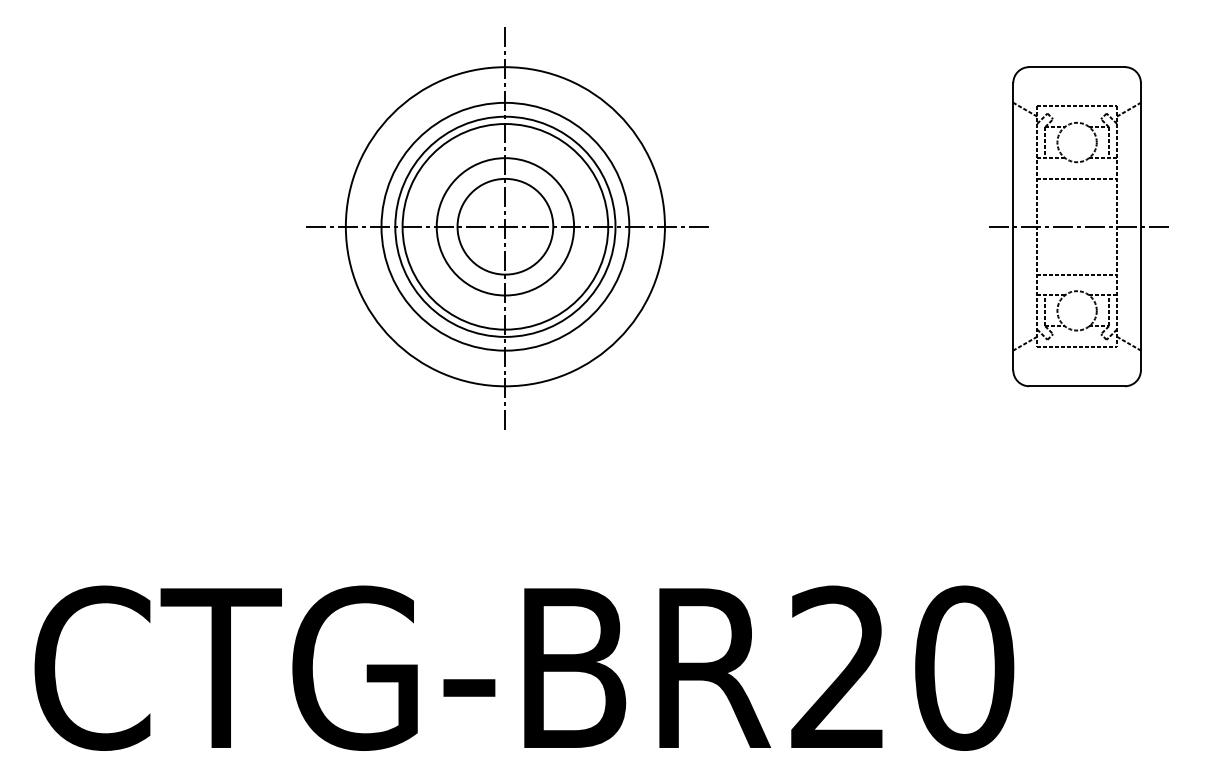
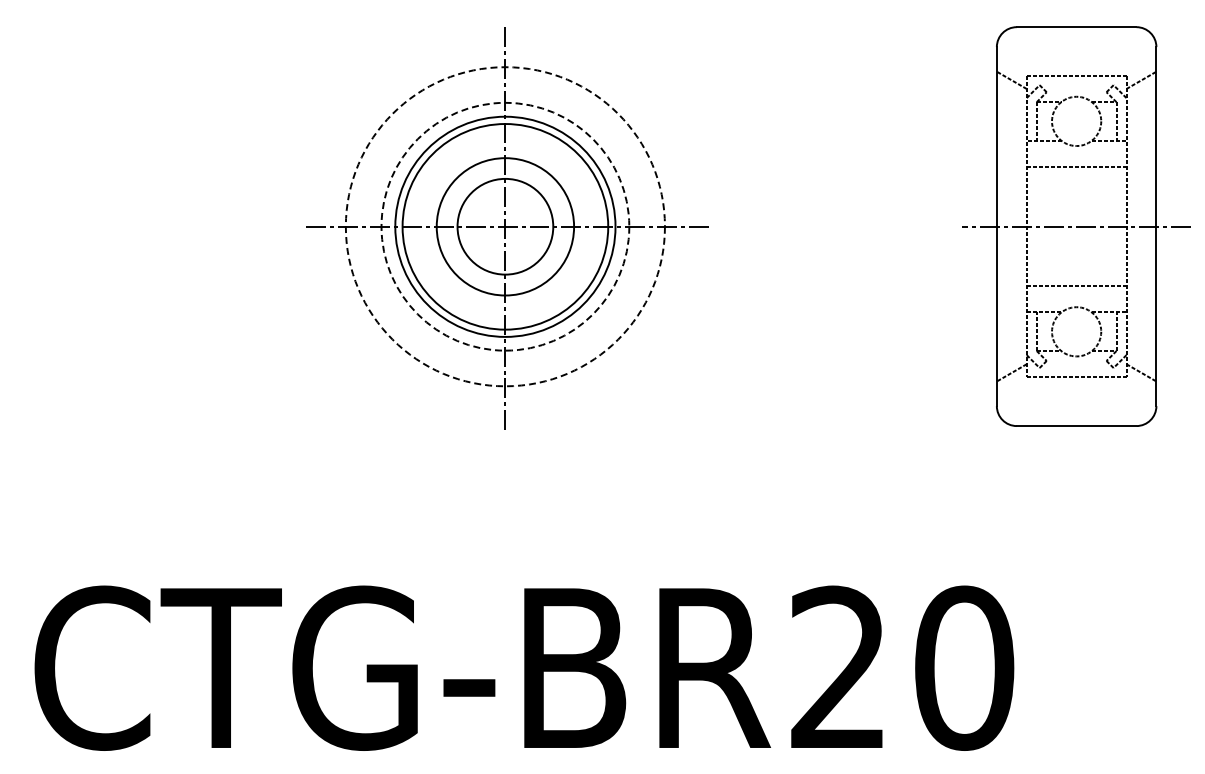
circle: solid -> dashed (504, 226)
circle: solid -> dashed (505, 226)
part size: 180x322 px -> 229x401 px (1076, 226)
